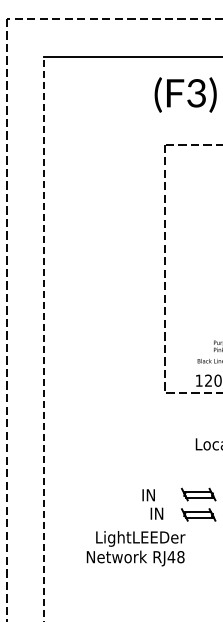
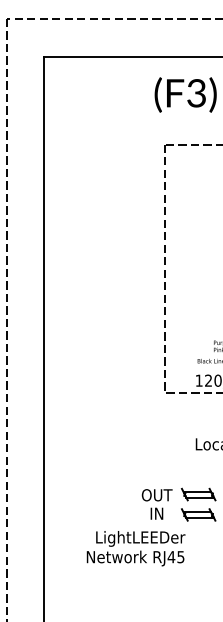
line: dashed -> solid (43, 338)
text: IN -> OUT (156, 495)
text: RJ48 -> RJ45 (180, 557)
